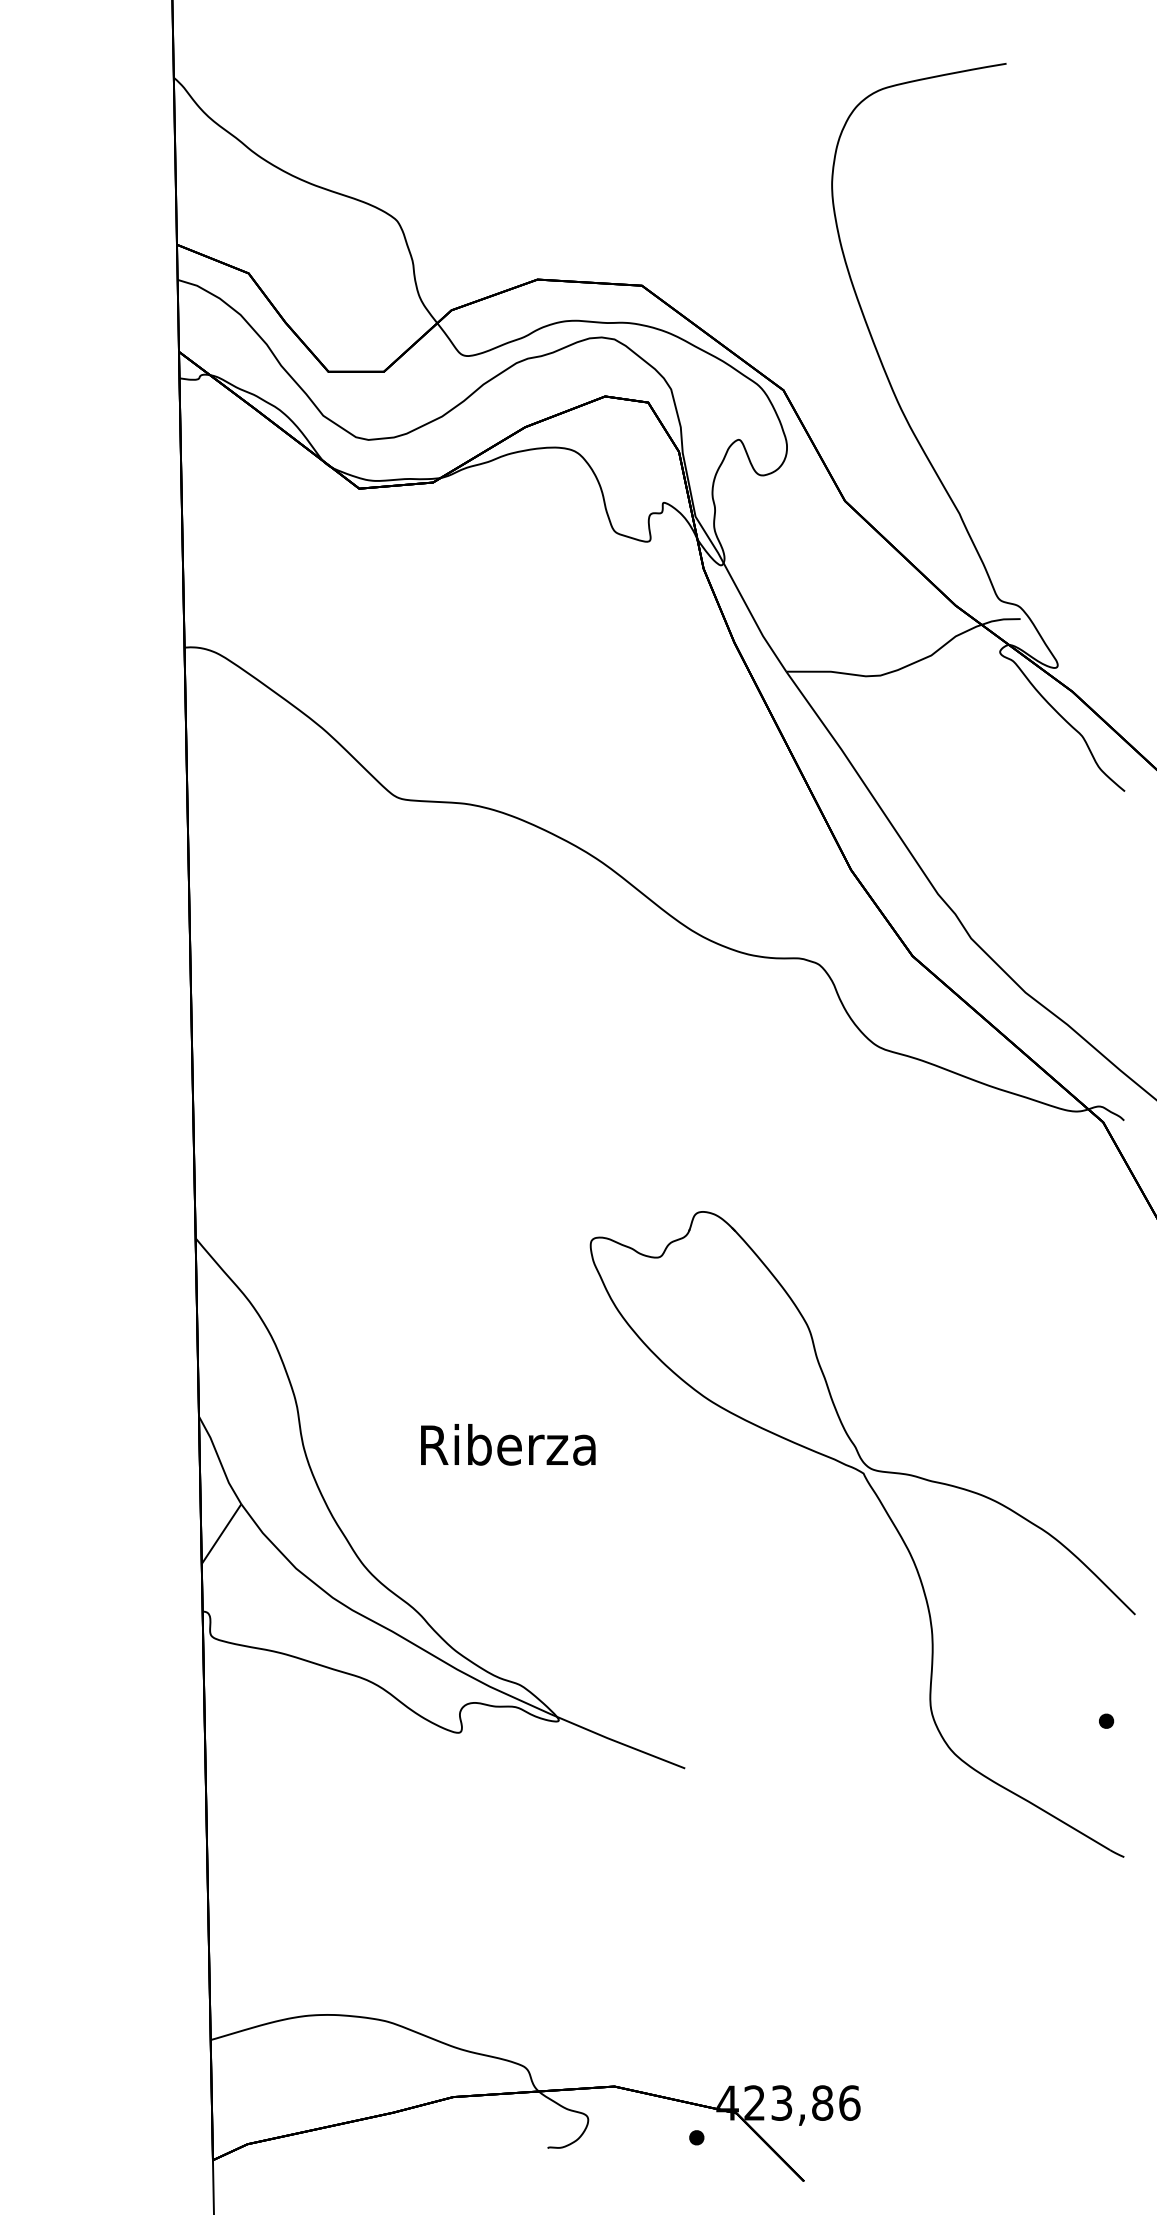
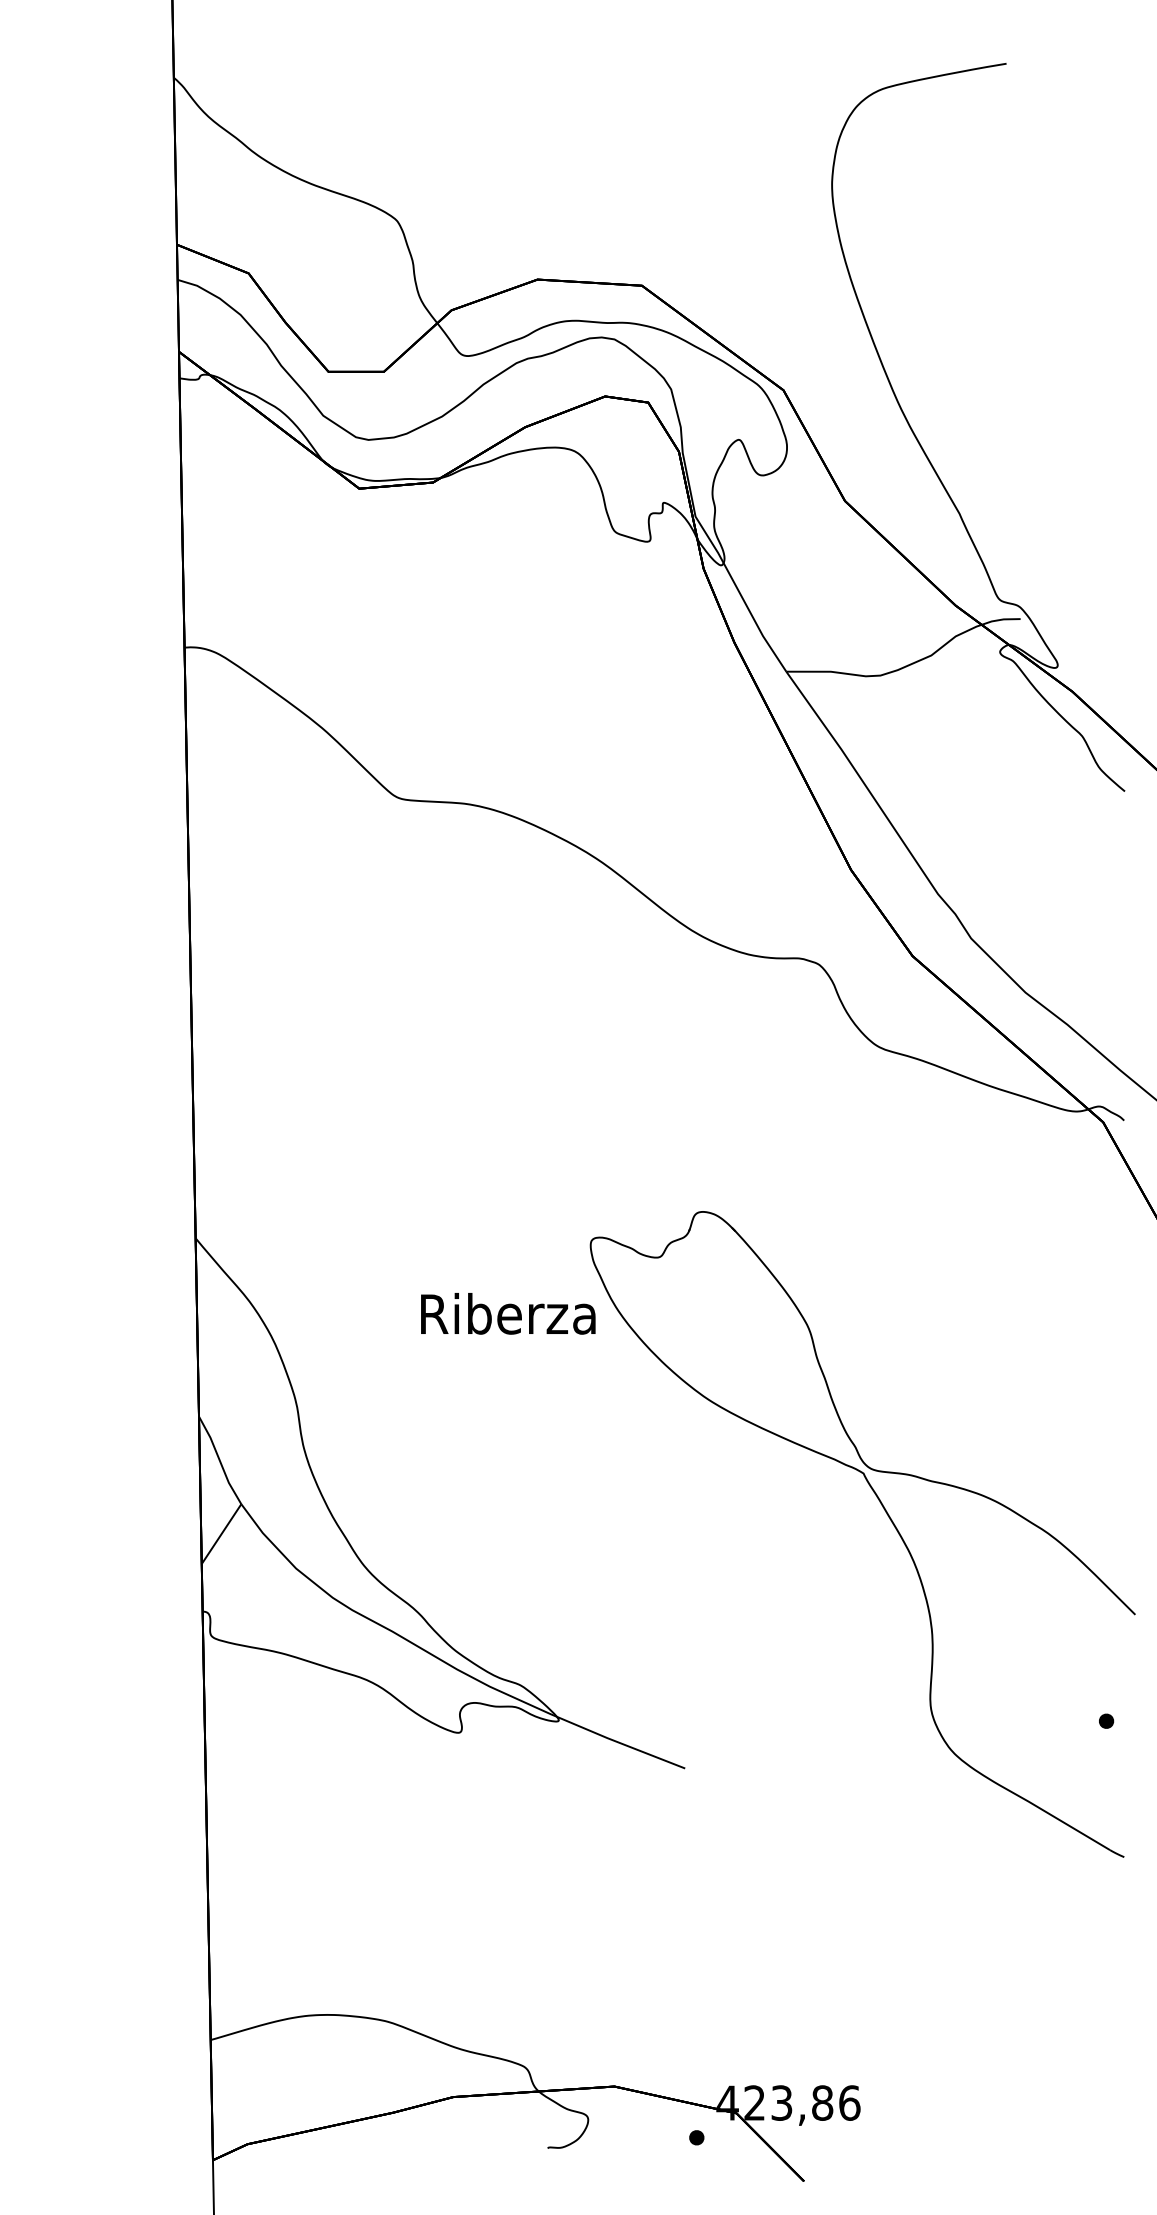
text position: (508, 1444) -> (508, 1313) (508, 1313)
